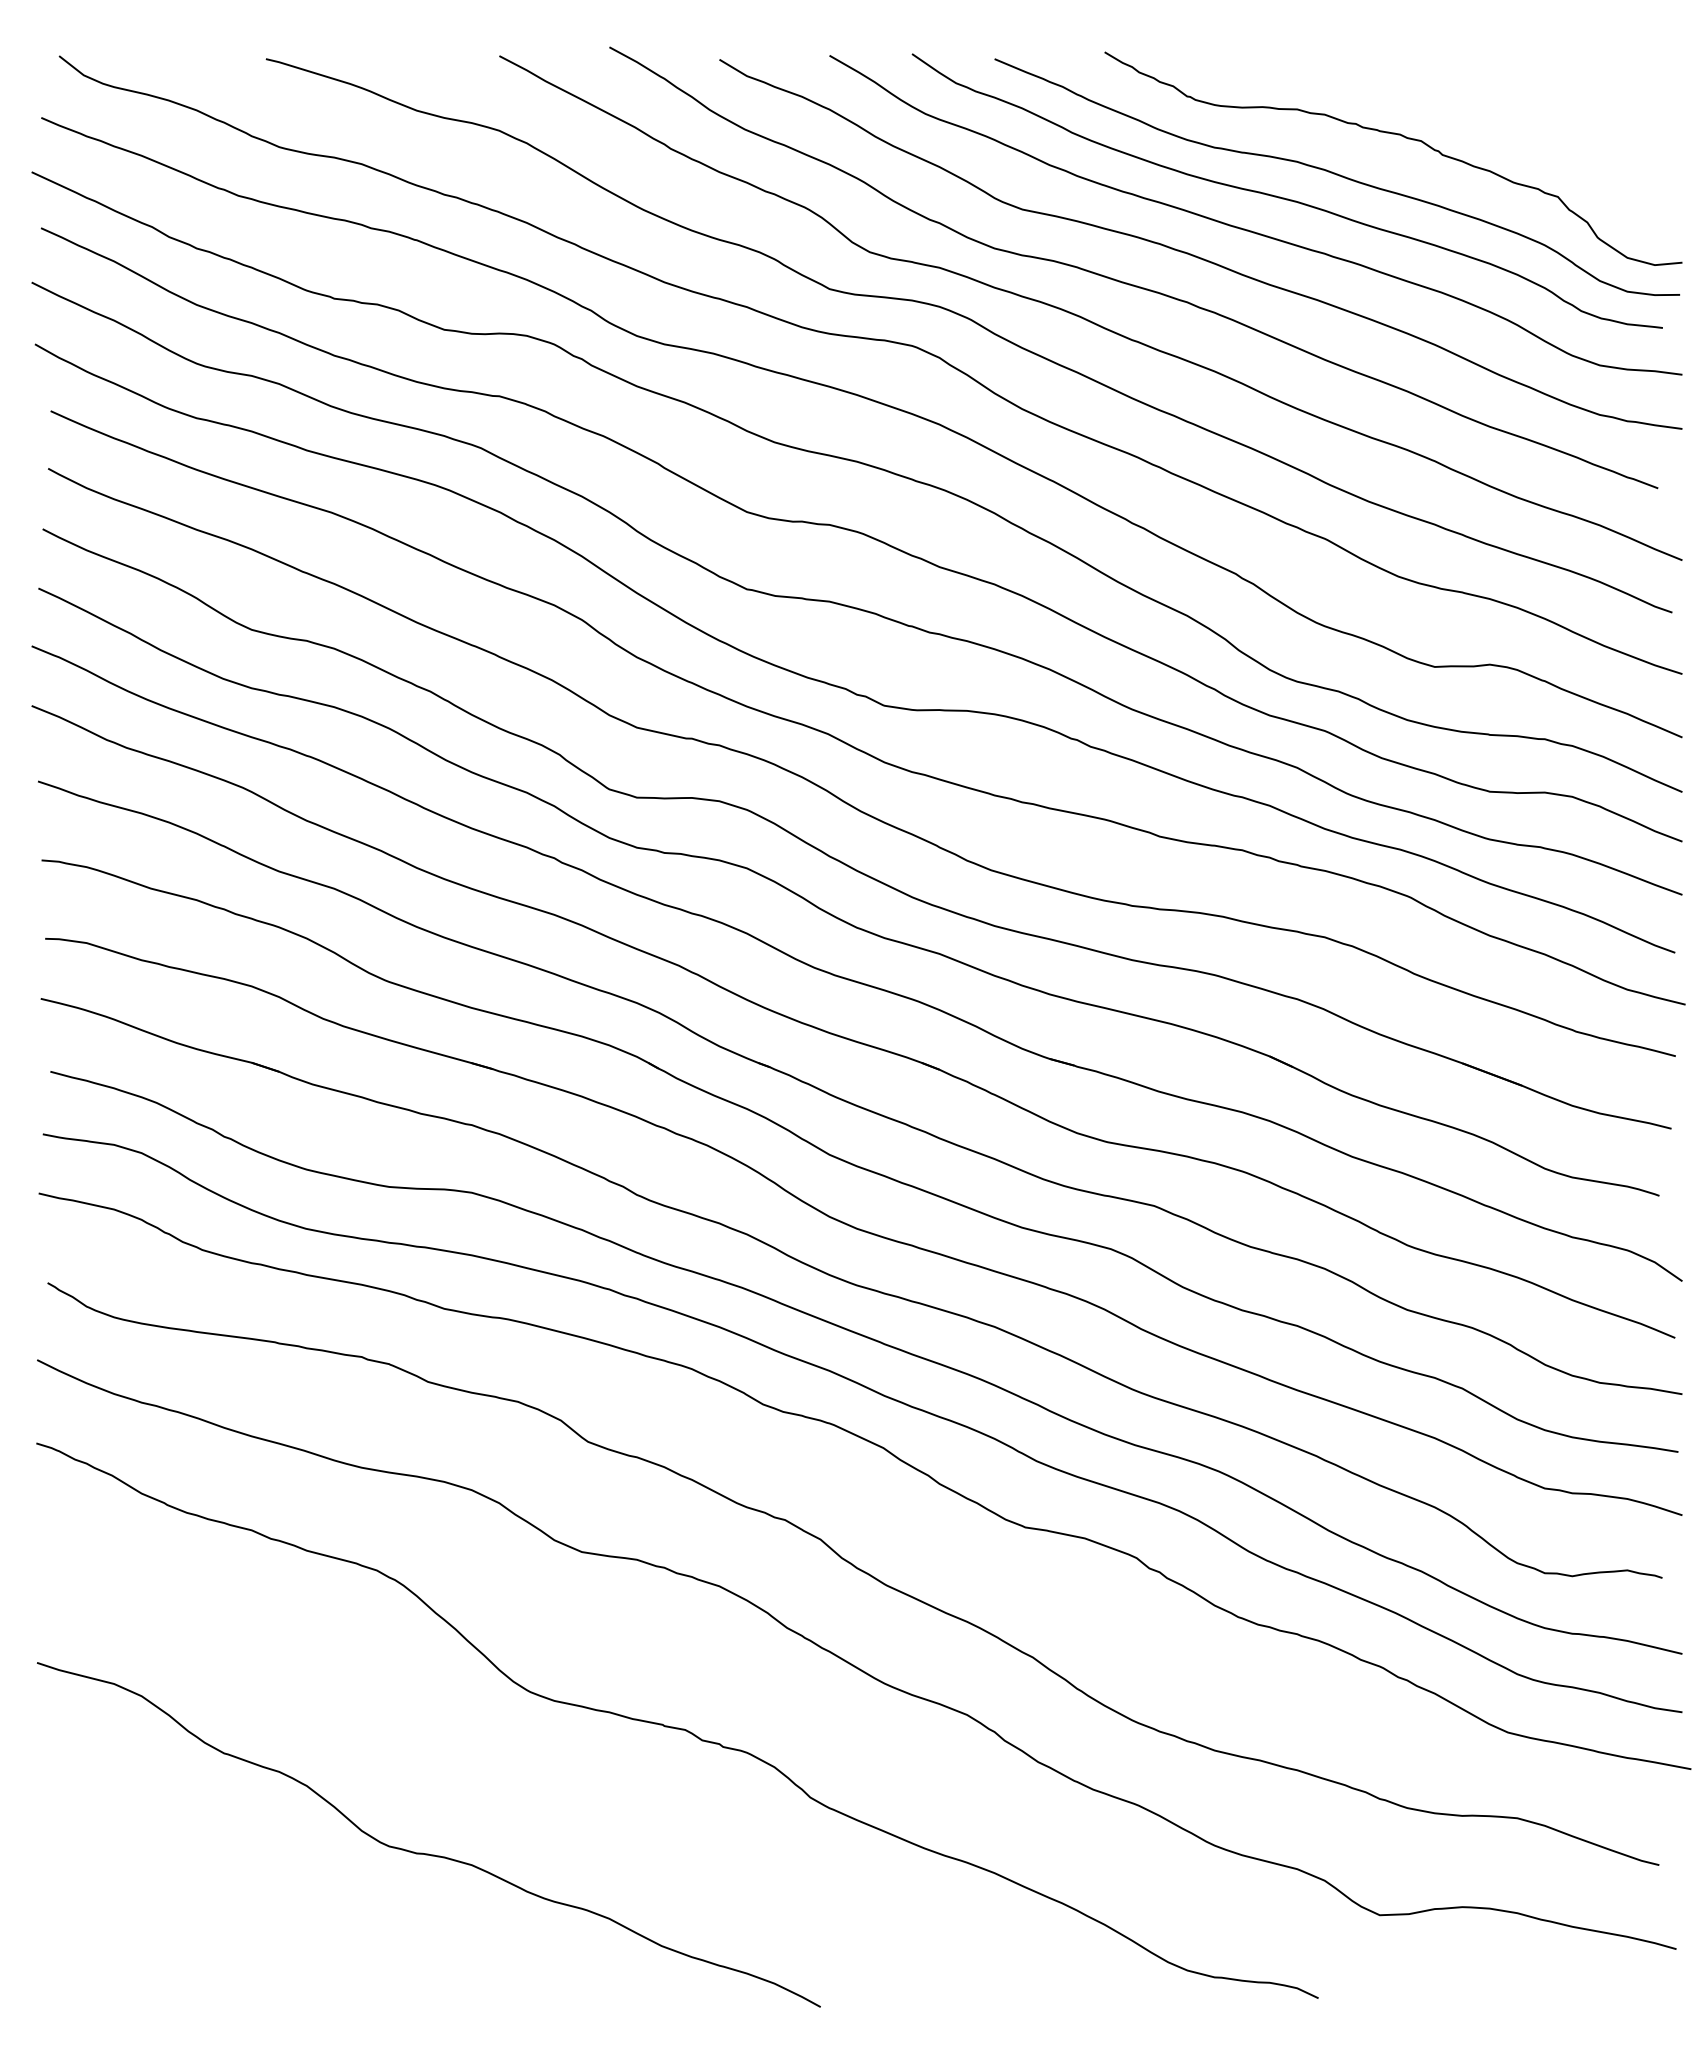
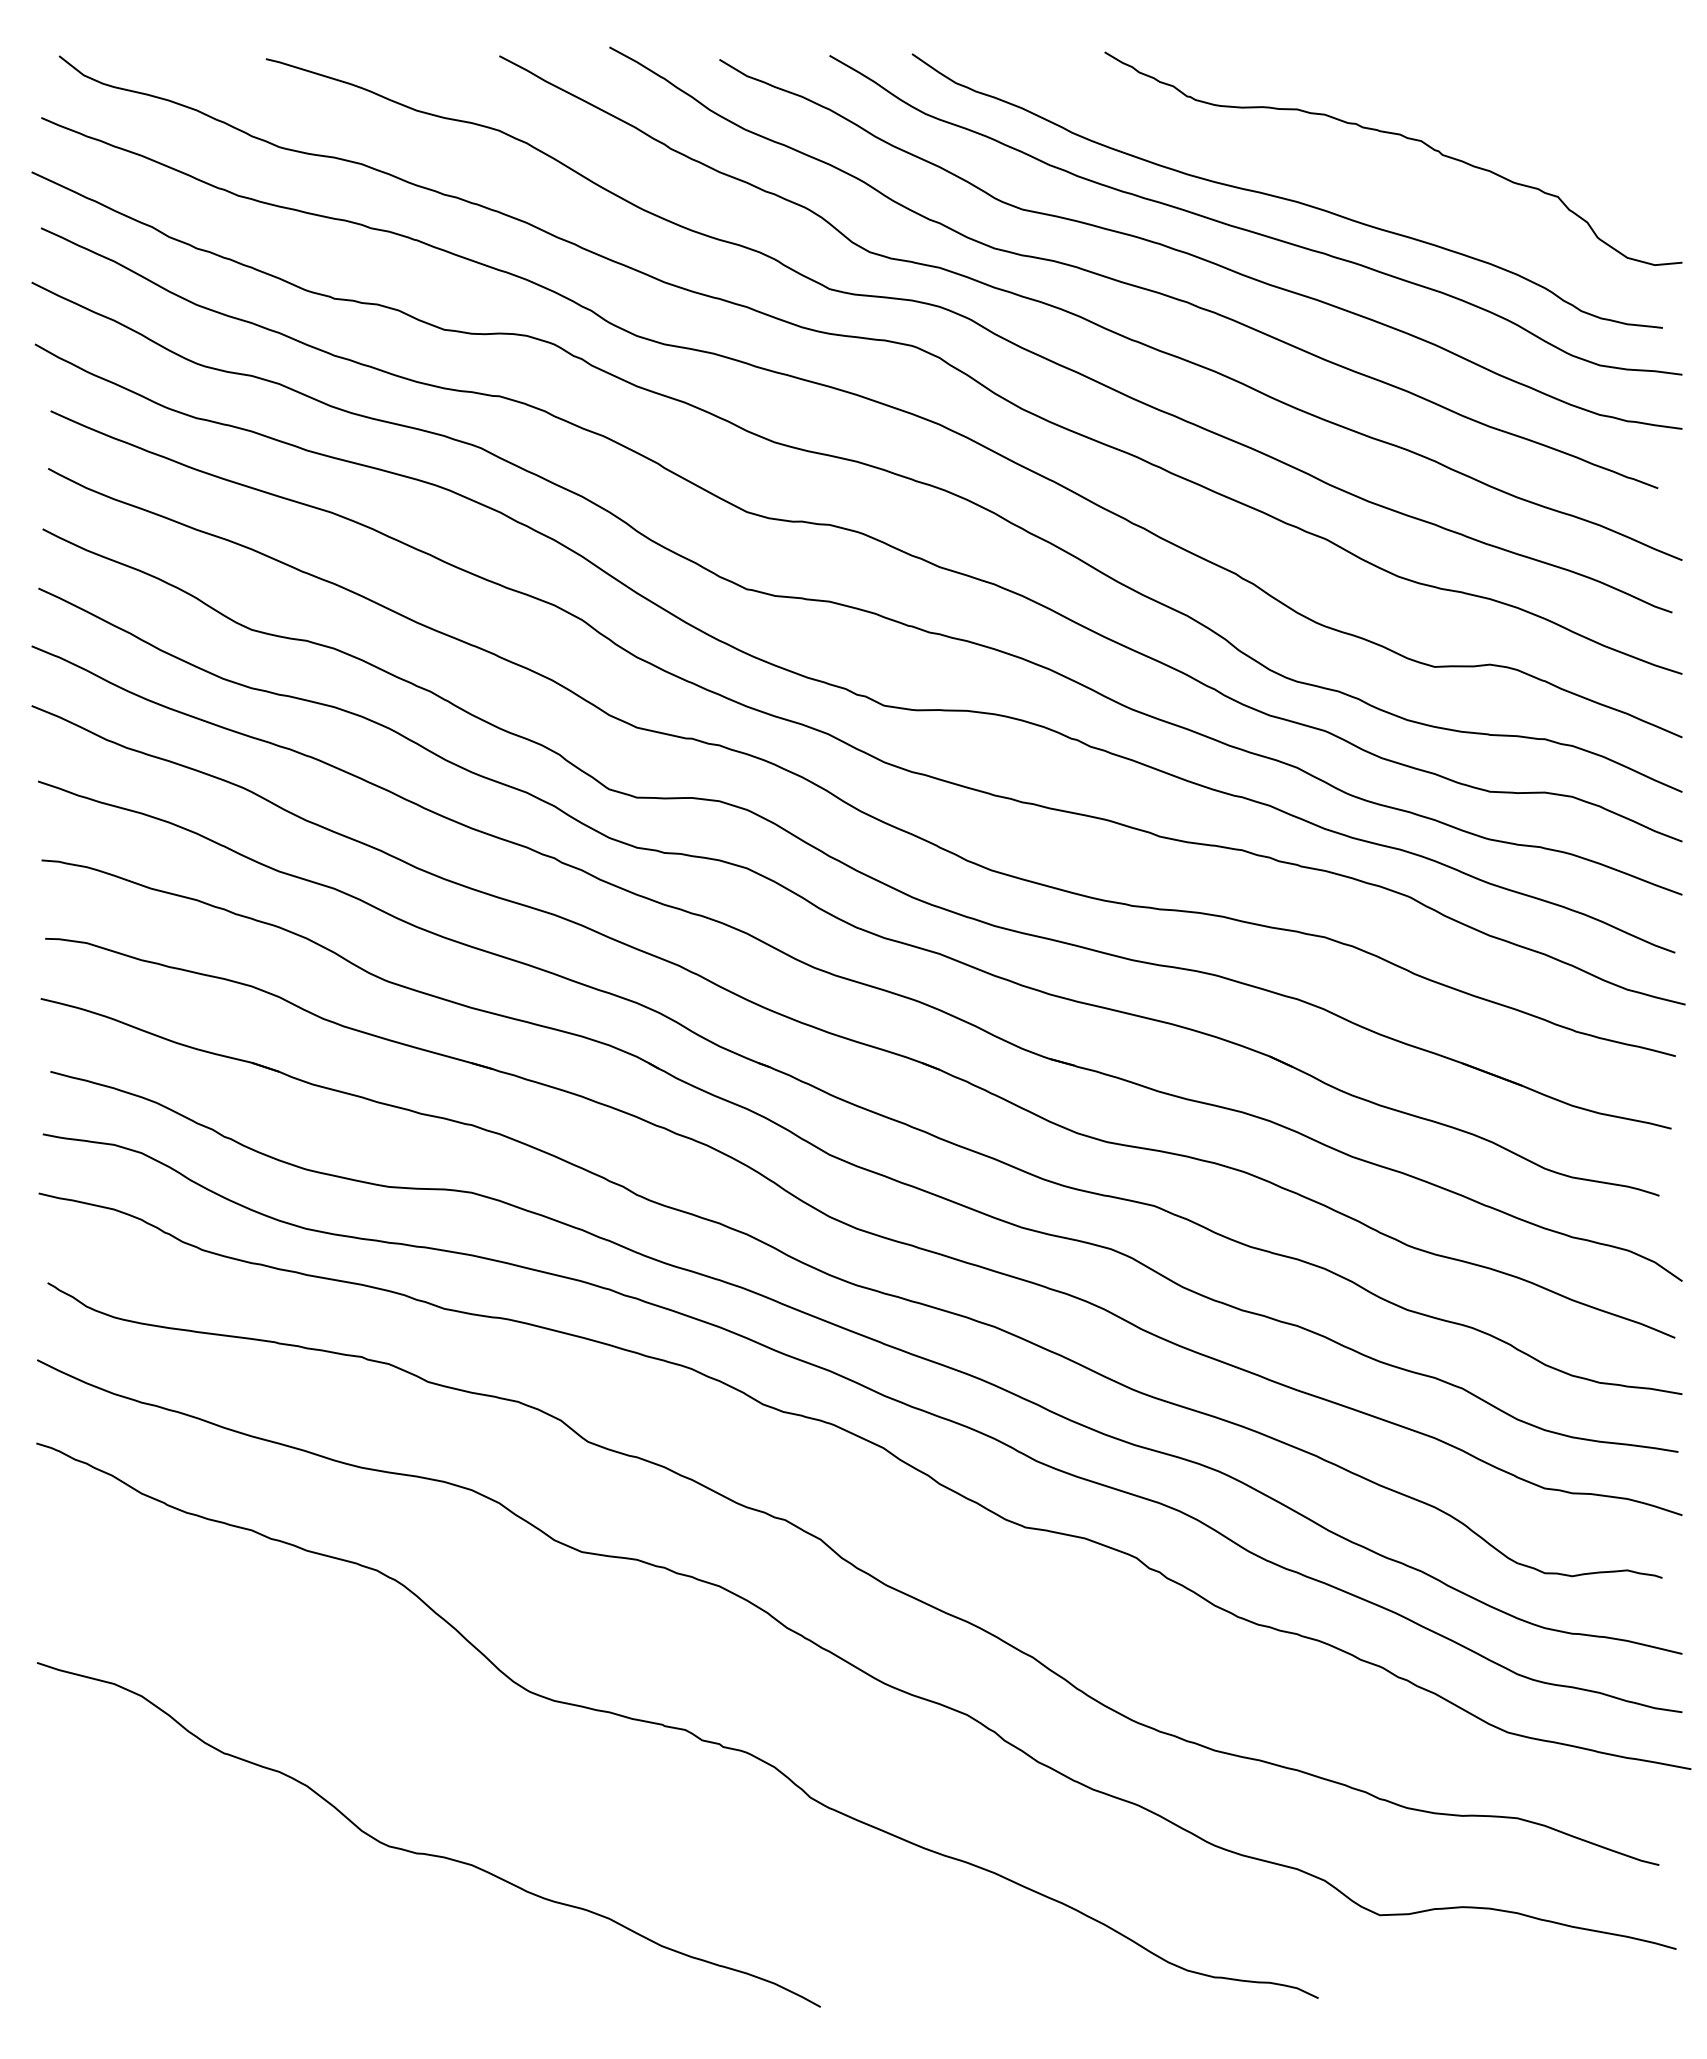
curve: present -> none (1336, 175)
